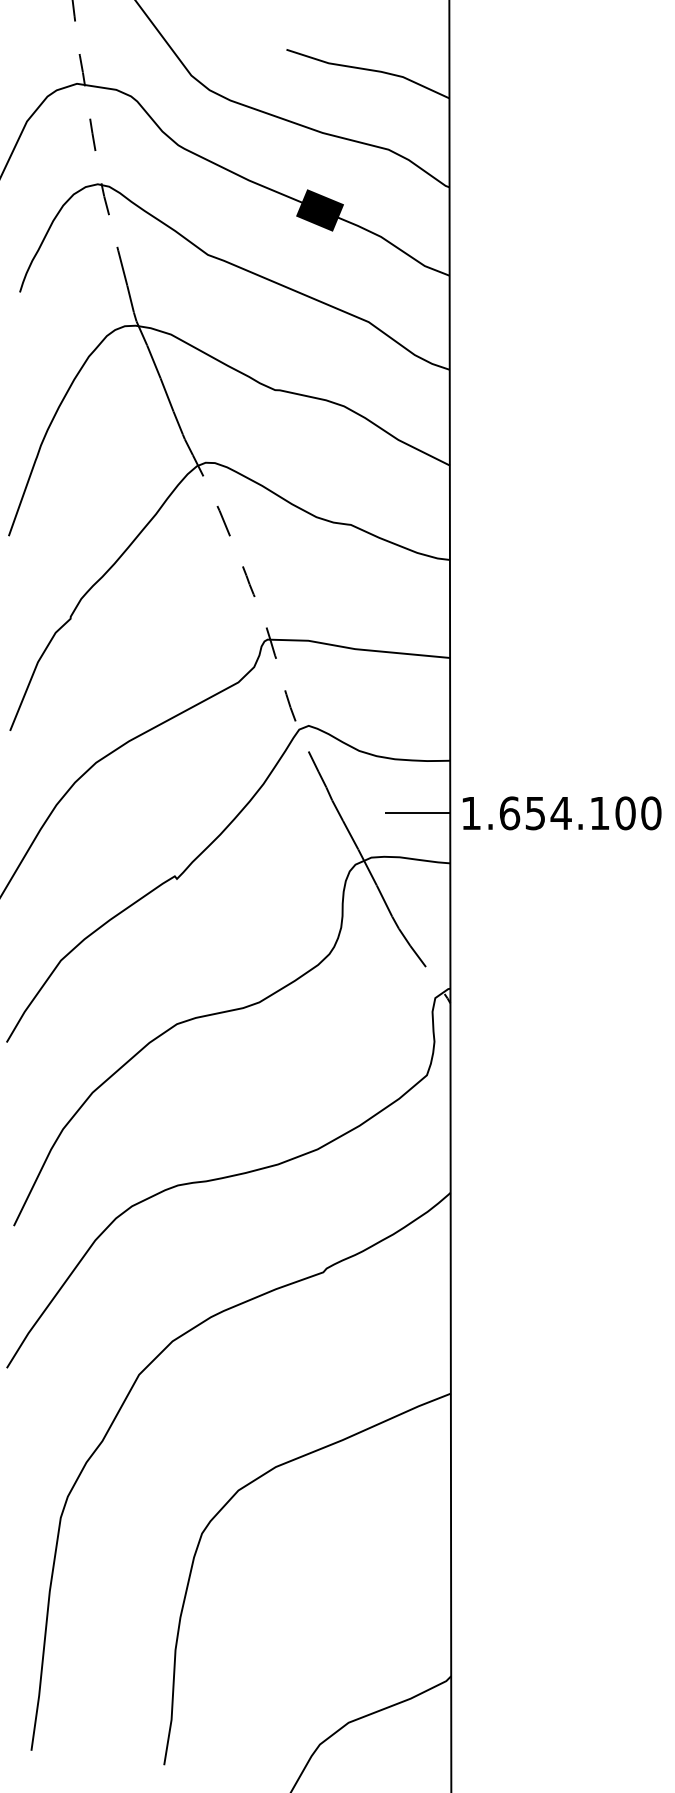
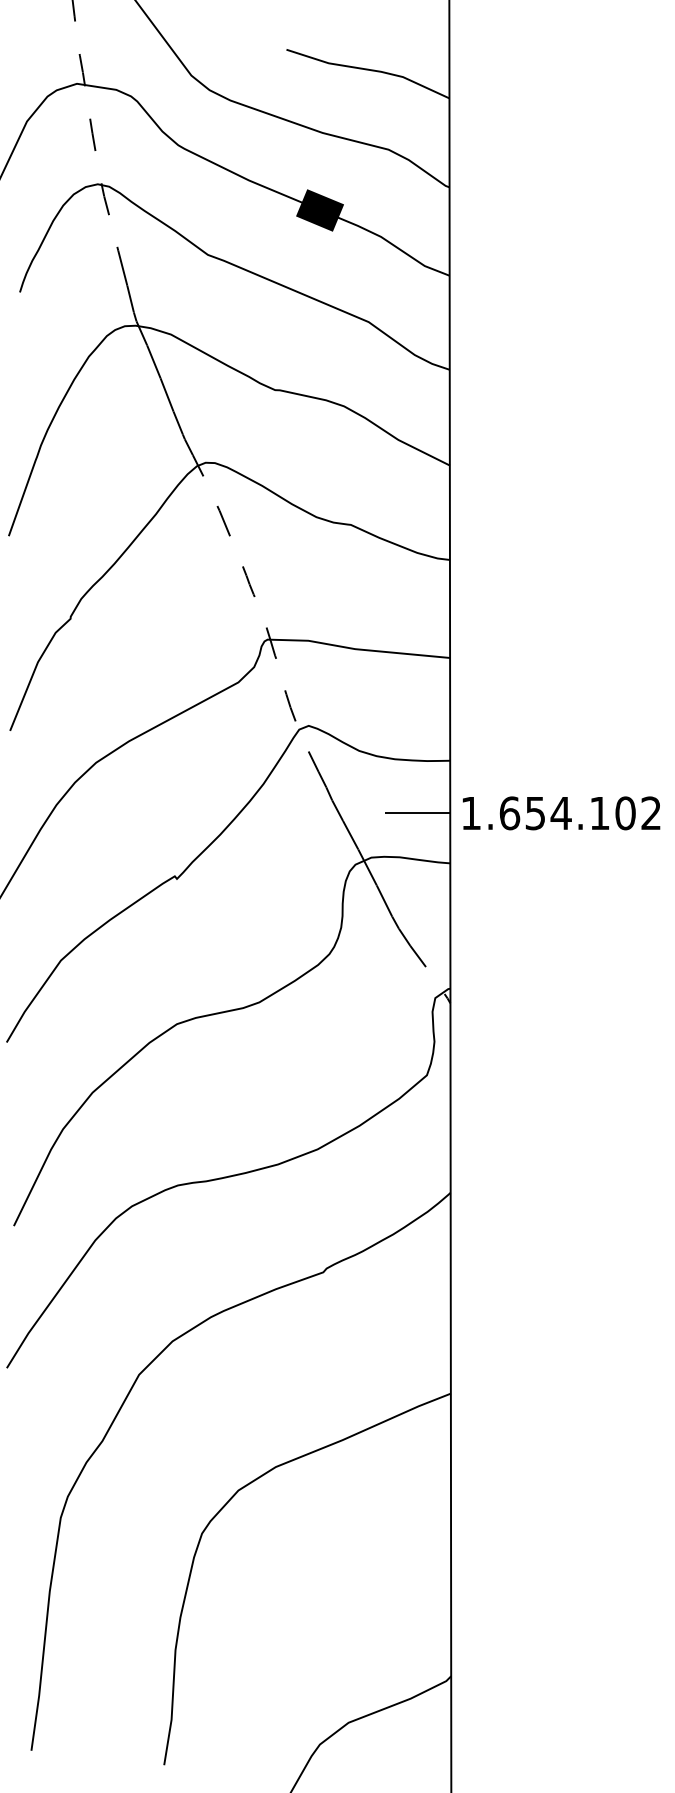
text: 1.654.100 -> 1.654.102 (651, 813)
